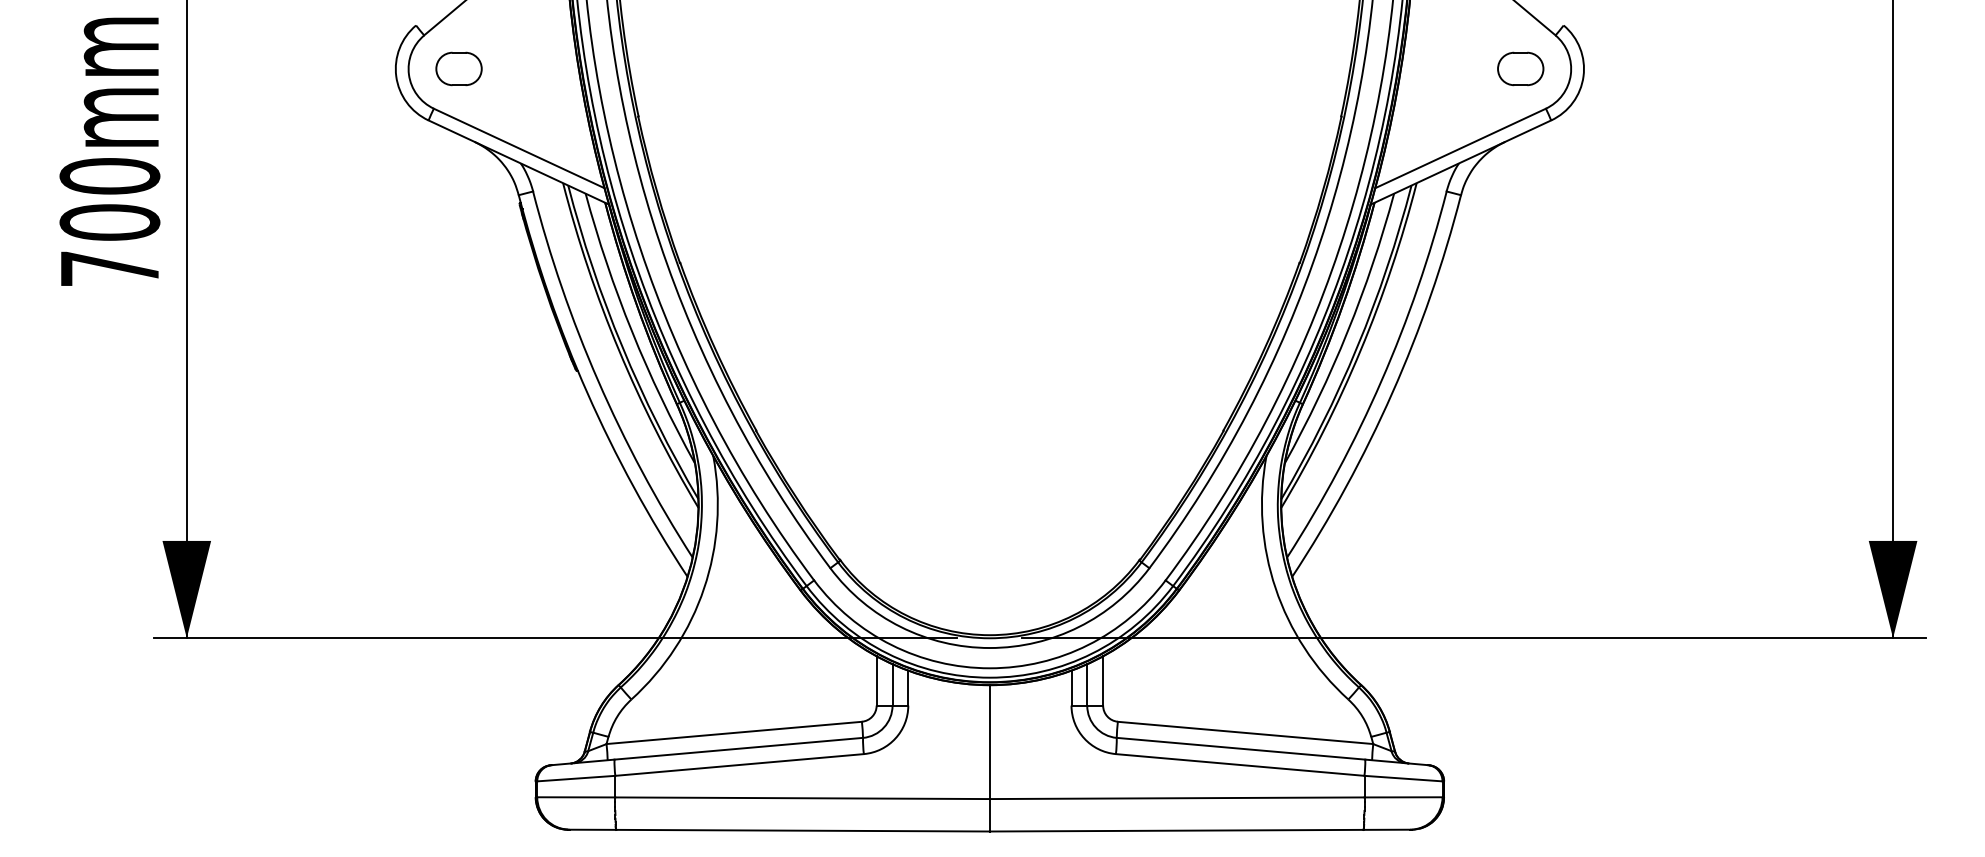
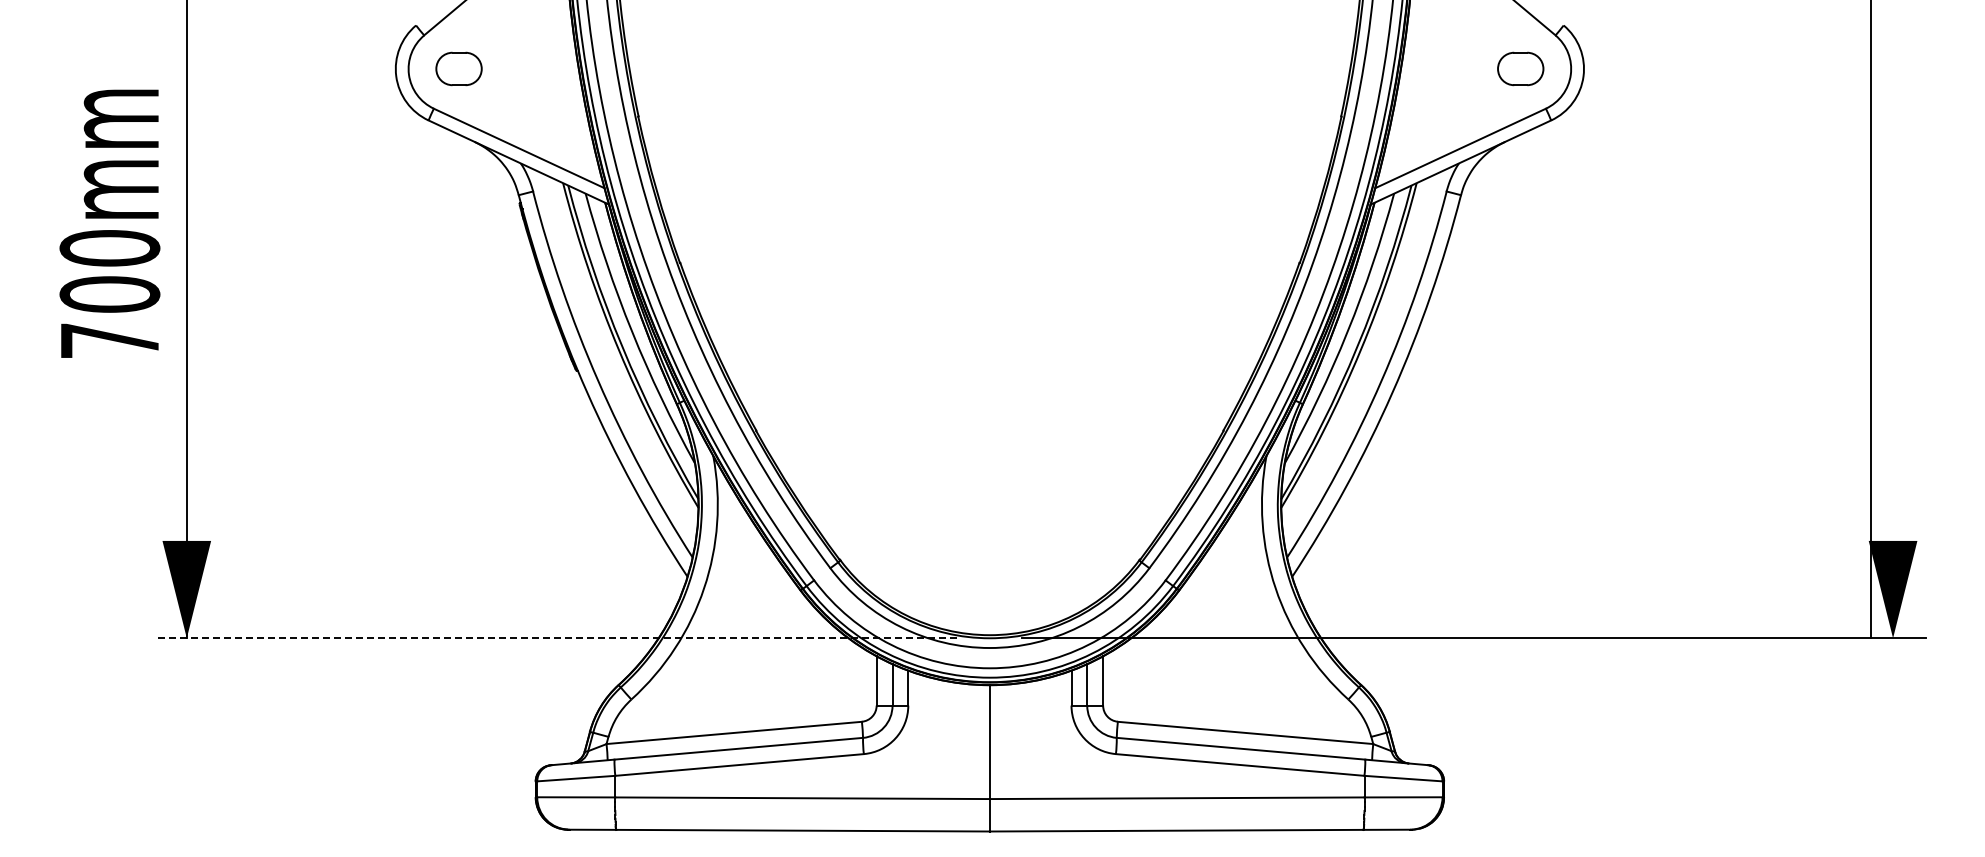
text position: (109, 151) -> (109, 223) (109, 223)
line position: (1893, 320) -> (1871, 320) (1871, 320)
line: solid -> dashed (555, 638)
